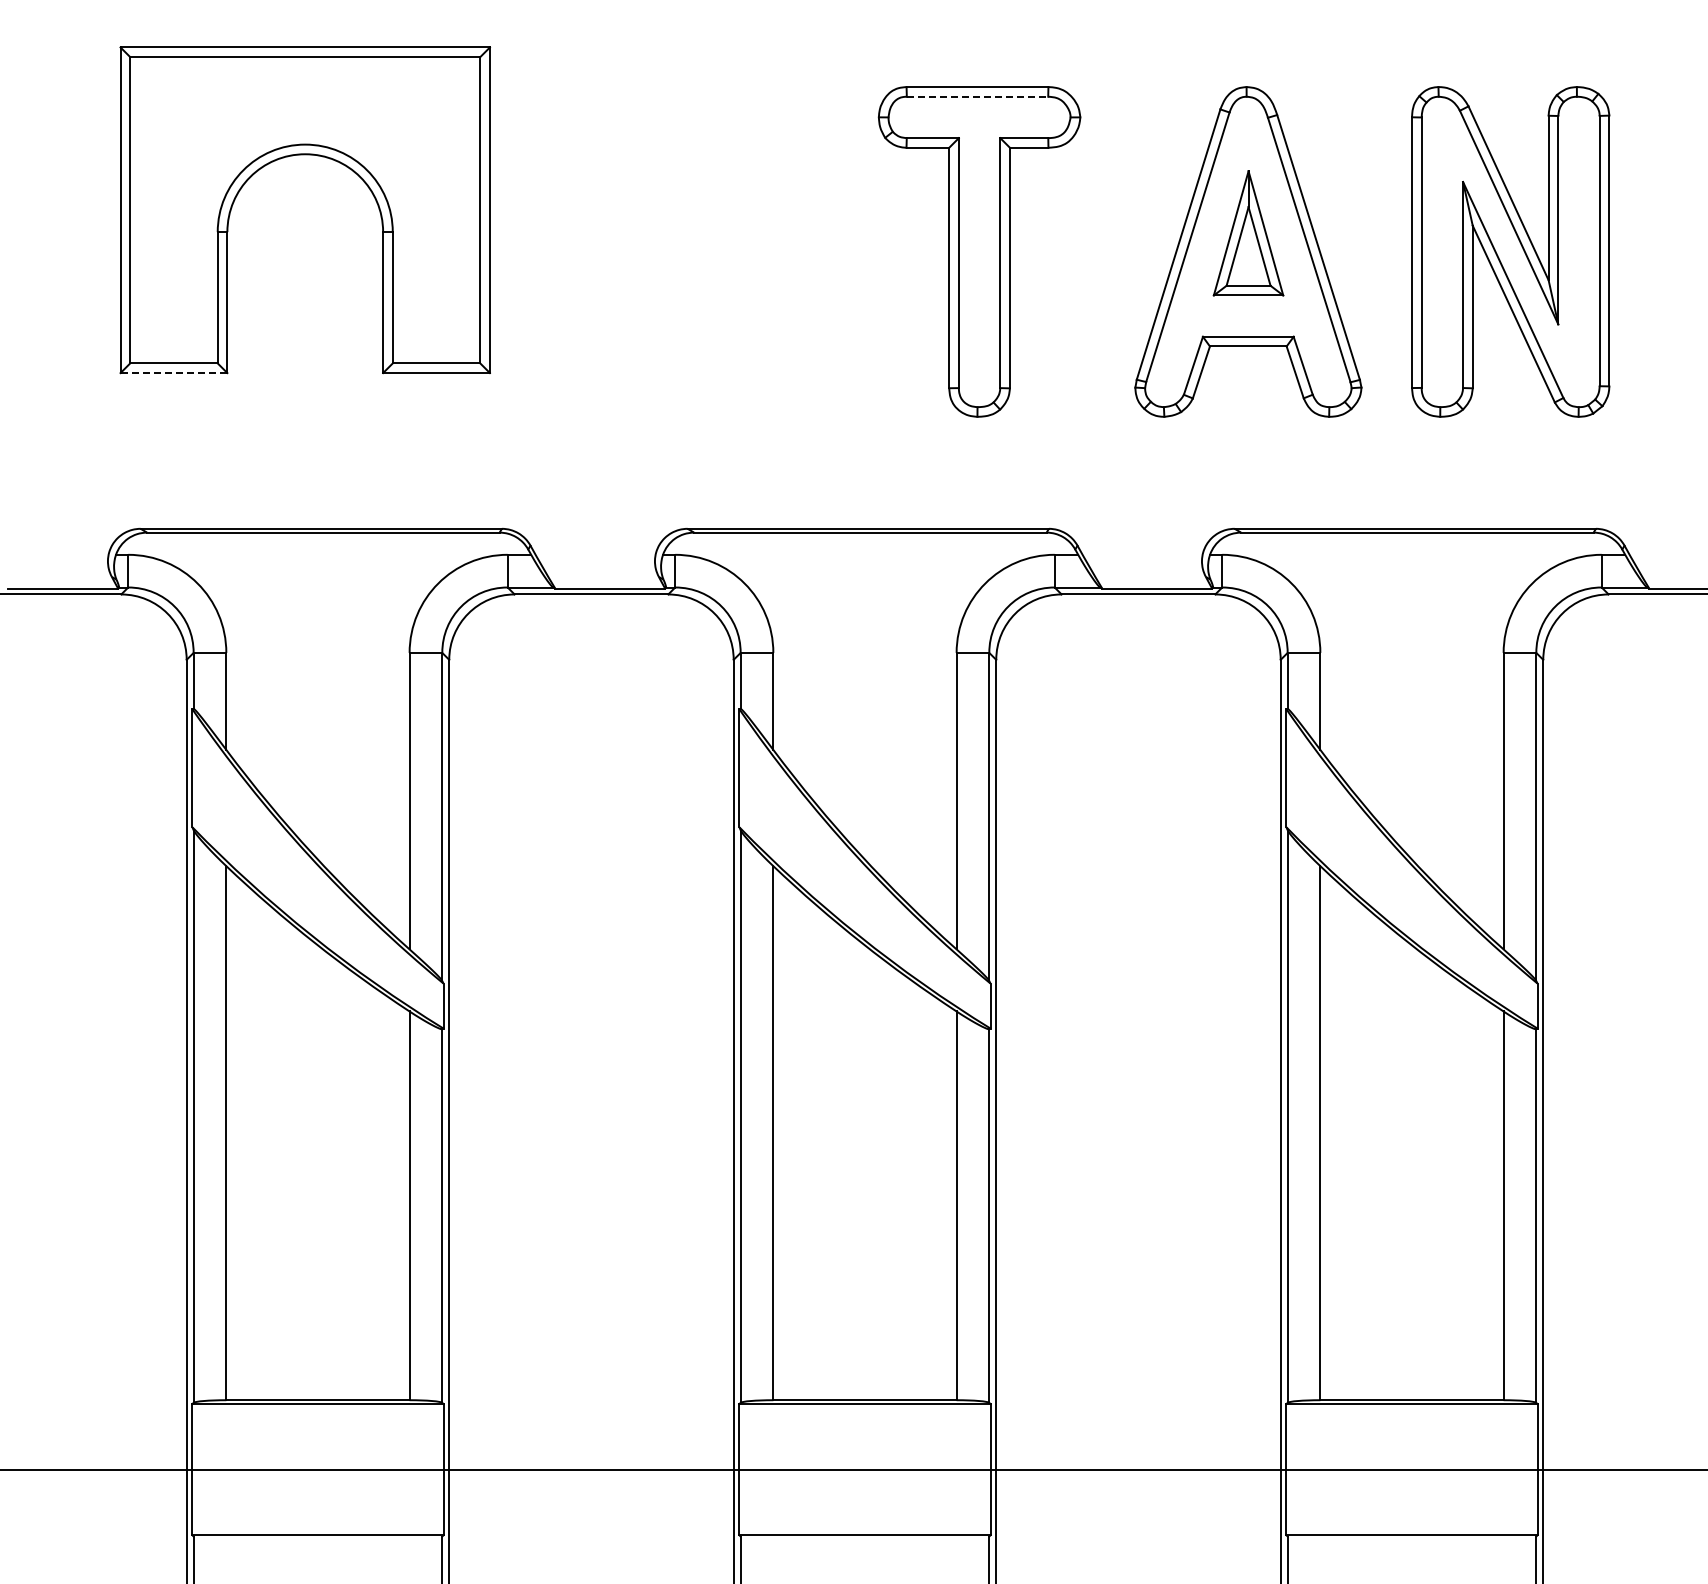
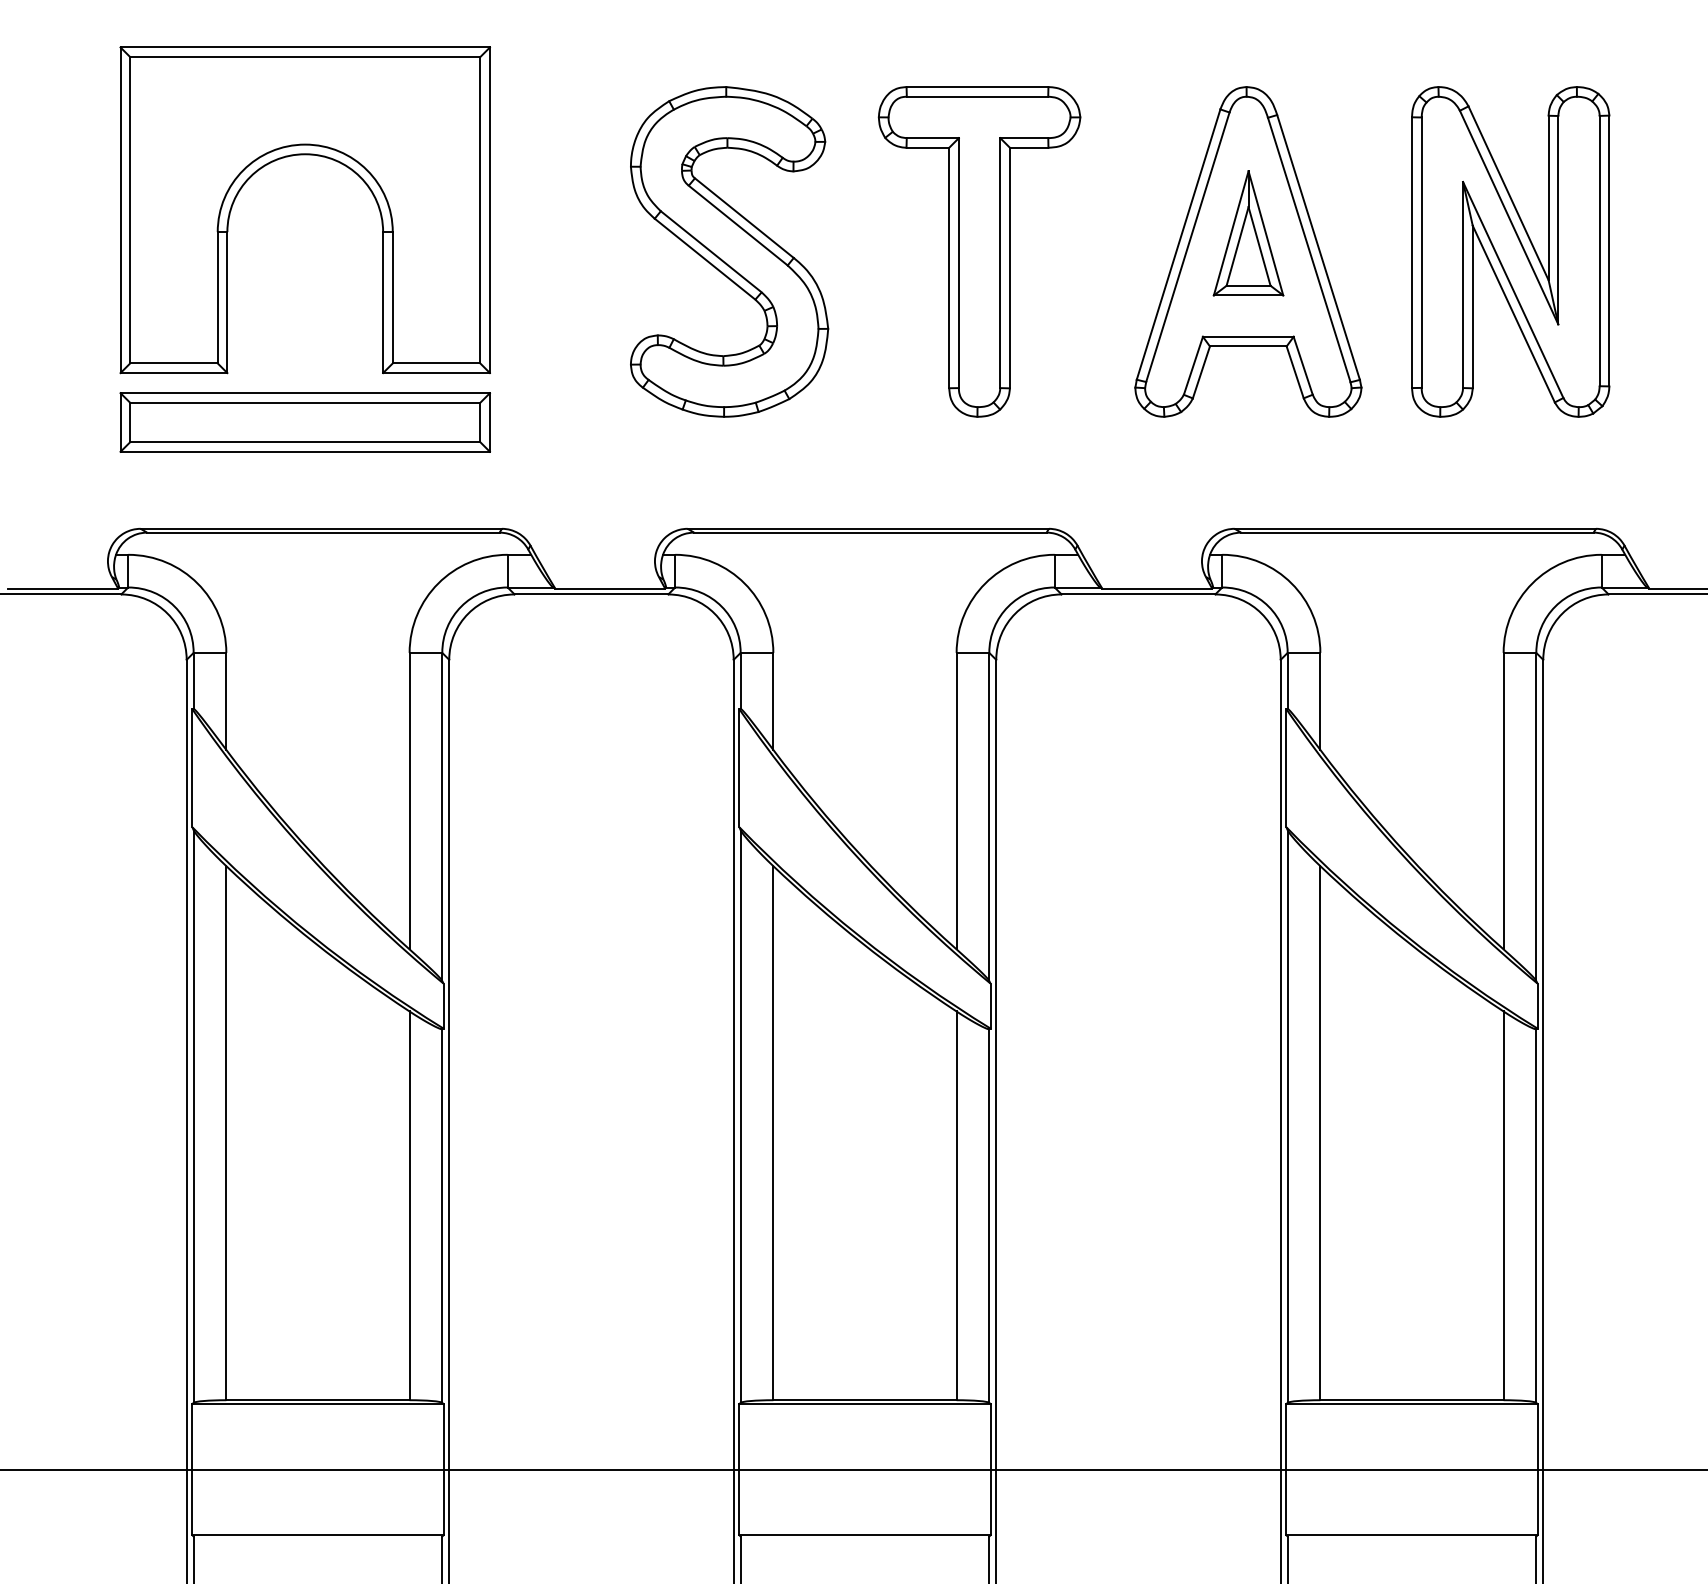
line: dashed -> solid (977, 96)
part: none -> present (729, 251)
line: dashed -> solid (174, 373)
part: none -> present (304, 422)
